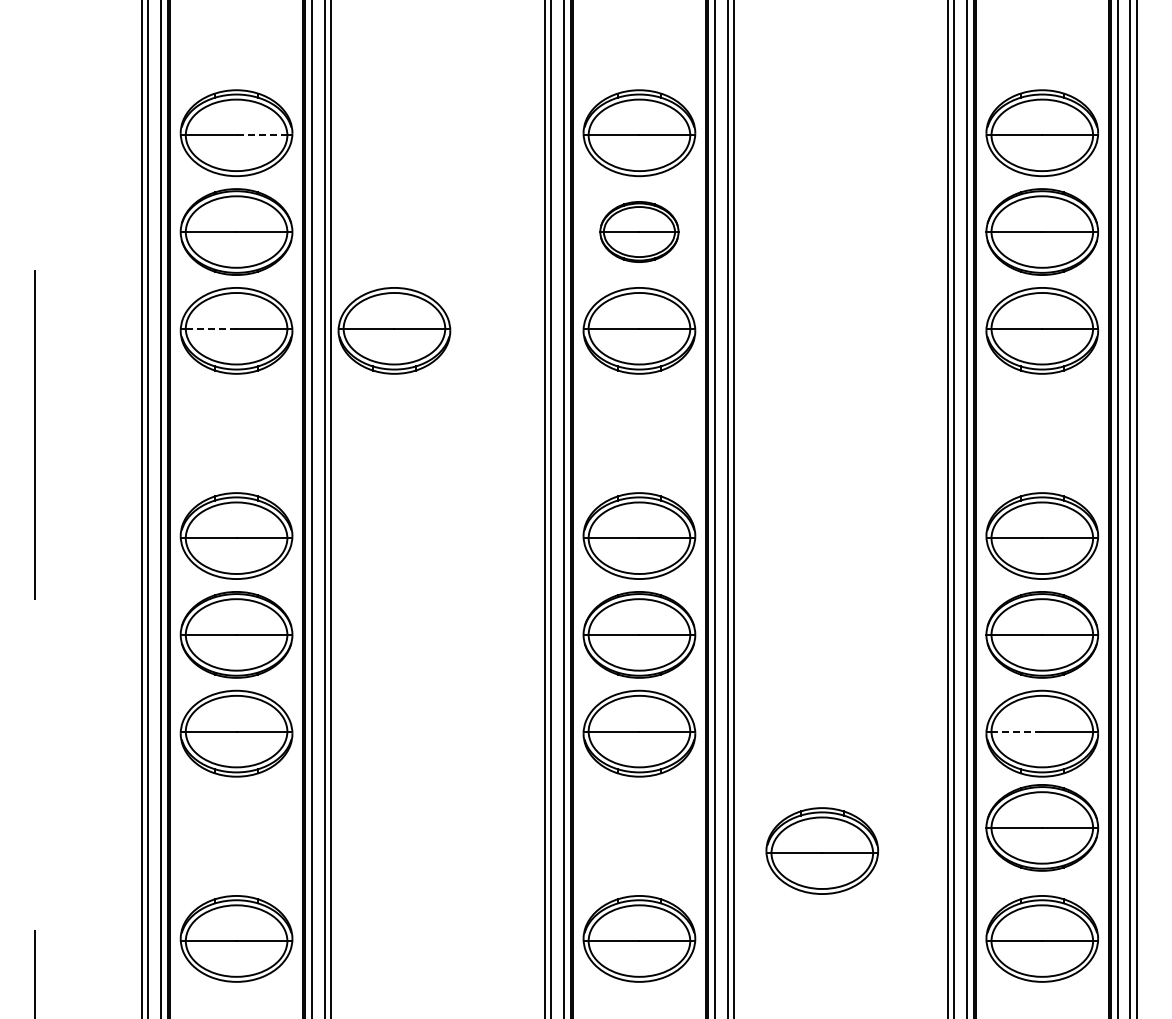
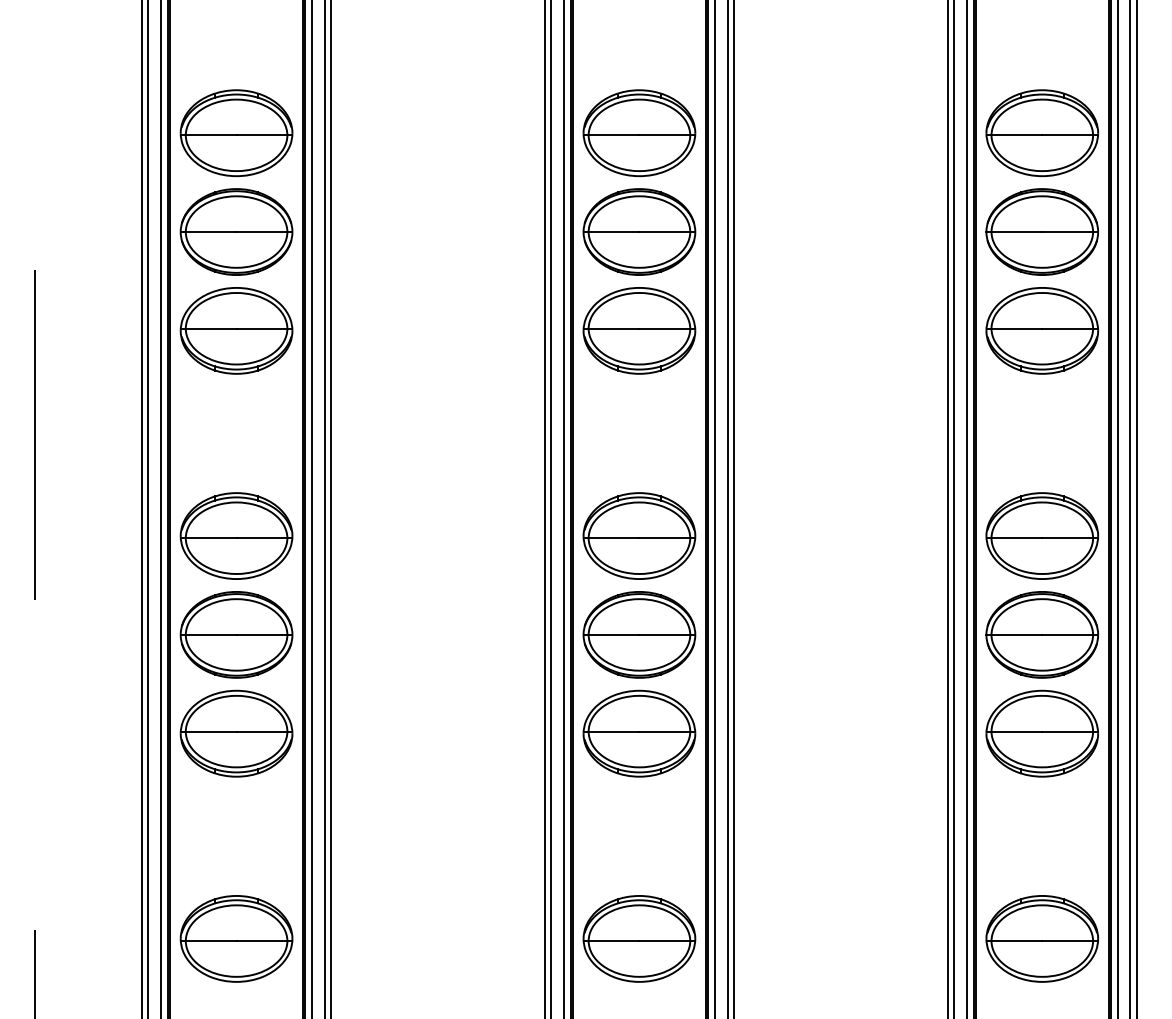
line: dashed -> solid (262, 135)
part size: 81x62 px -> 115x88 px (639, 231)
line: dashed -> solid (210, 328)
part: present -> none (394, 330)
line: dashed -> solid (1016, 731)
part: present -> none (1041, 827)
part: present -> none (821, 850)
